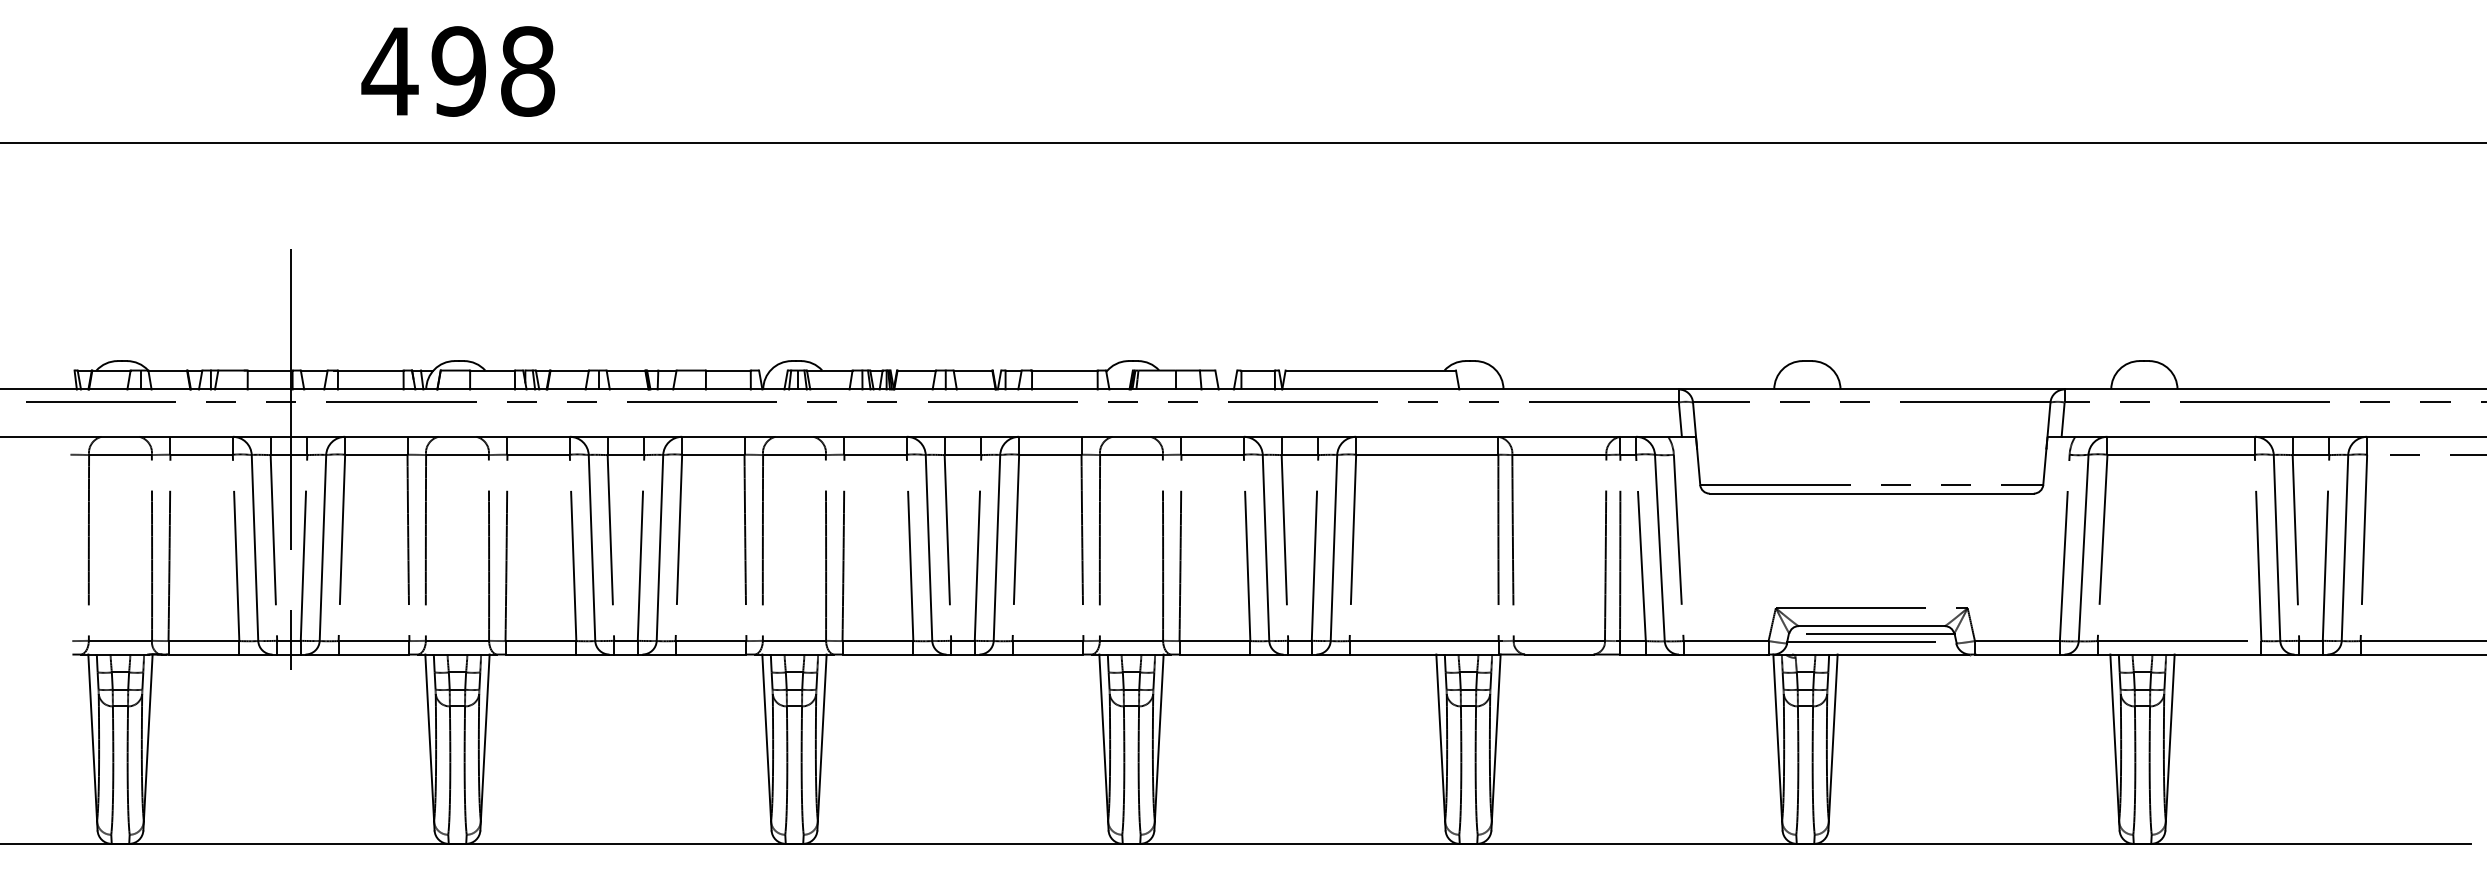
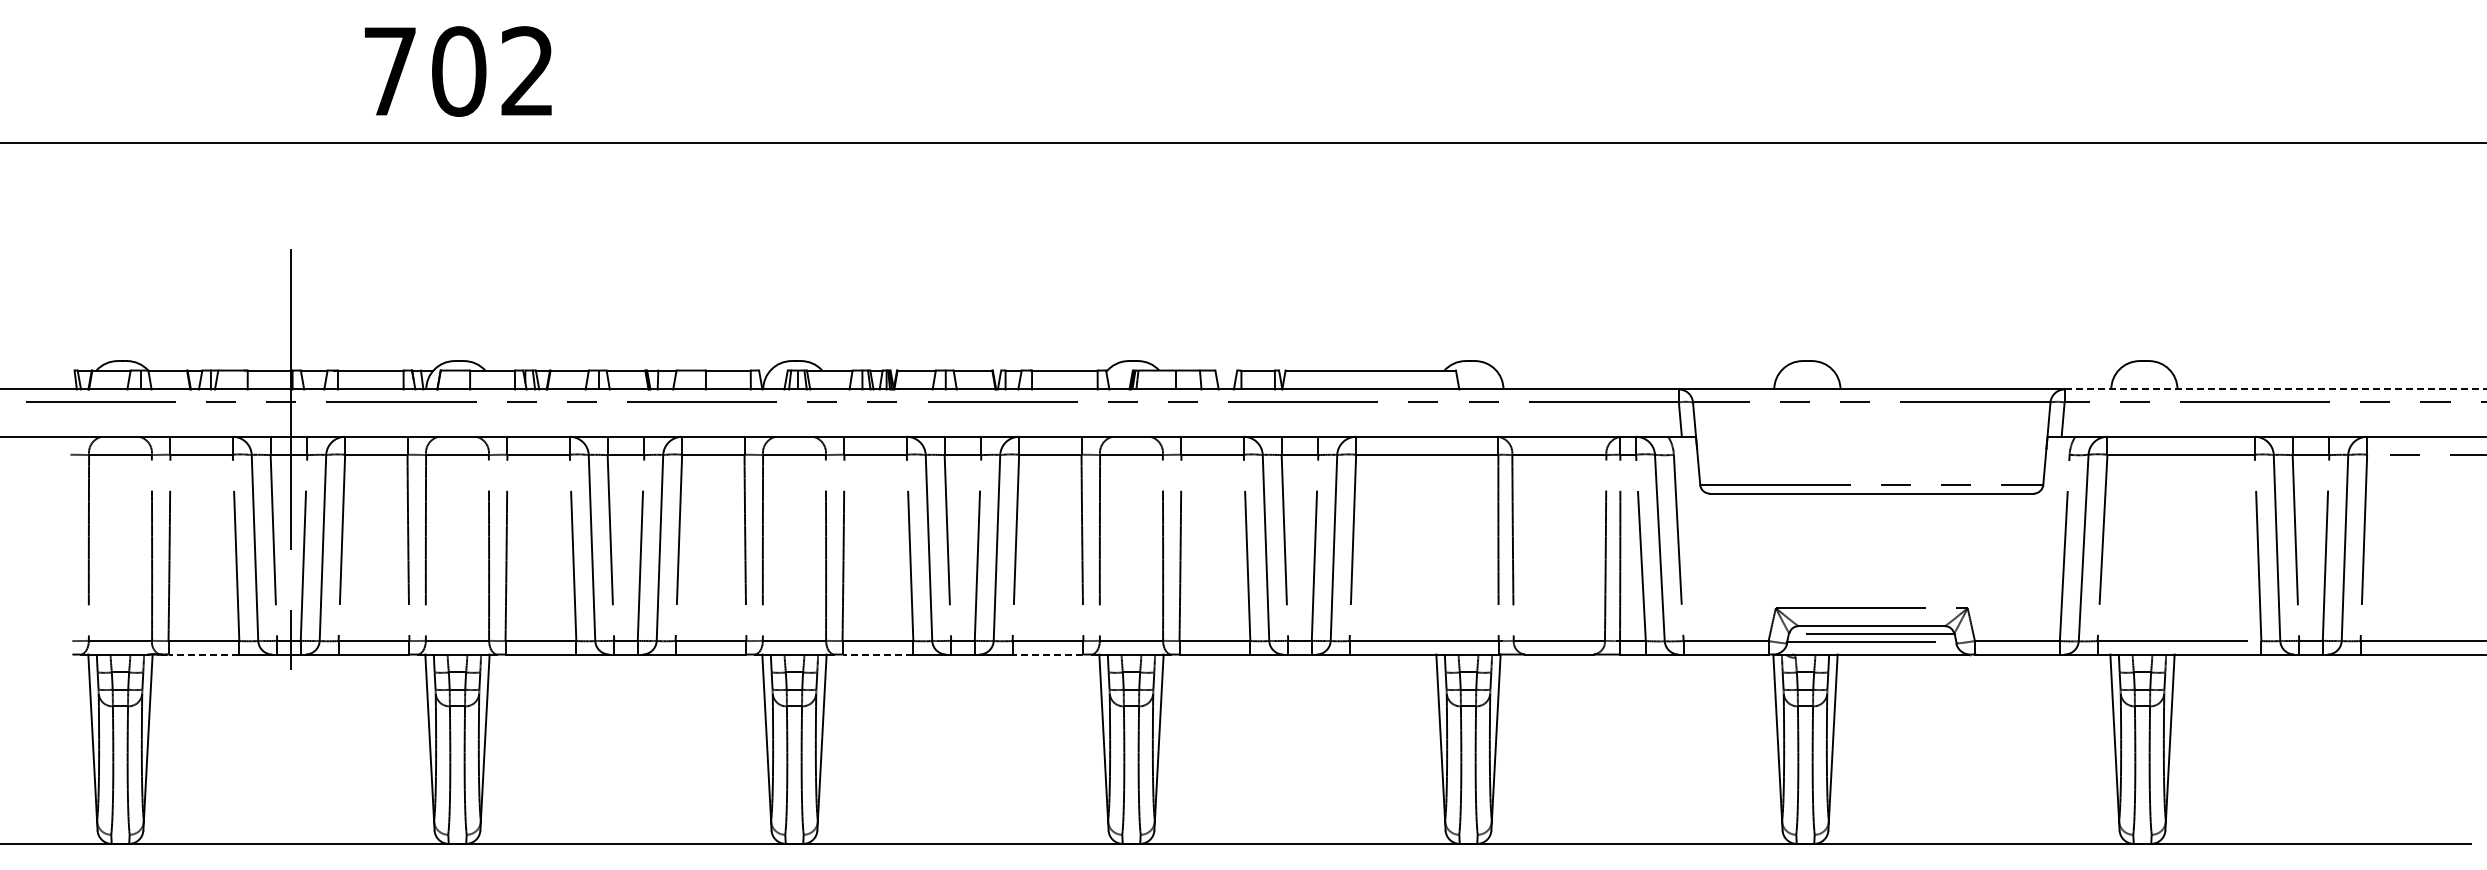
text: 498 -> 702 (458, 71)
line: solid -> dashed (2275, 389)
line: solid -> dashed (203, 654)
line: solid -> dashed (877, 654)
line: solid -> dashed (1047, 654)
